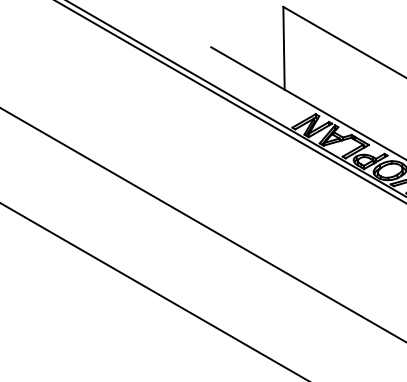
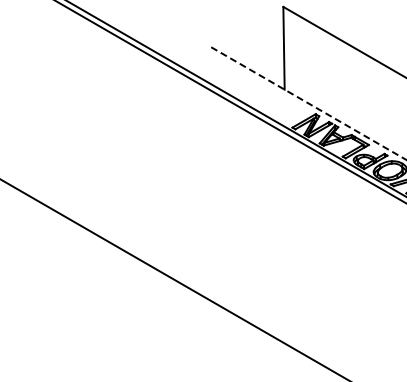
line: solid -> dashed (308, 103)
line: present -> none (202, 224)
line position: (153, 291) -> (173, 279) (173, 279)
